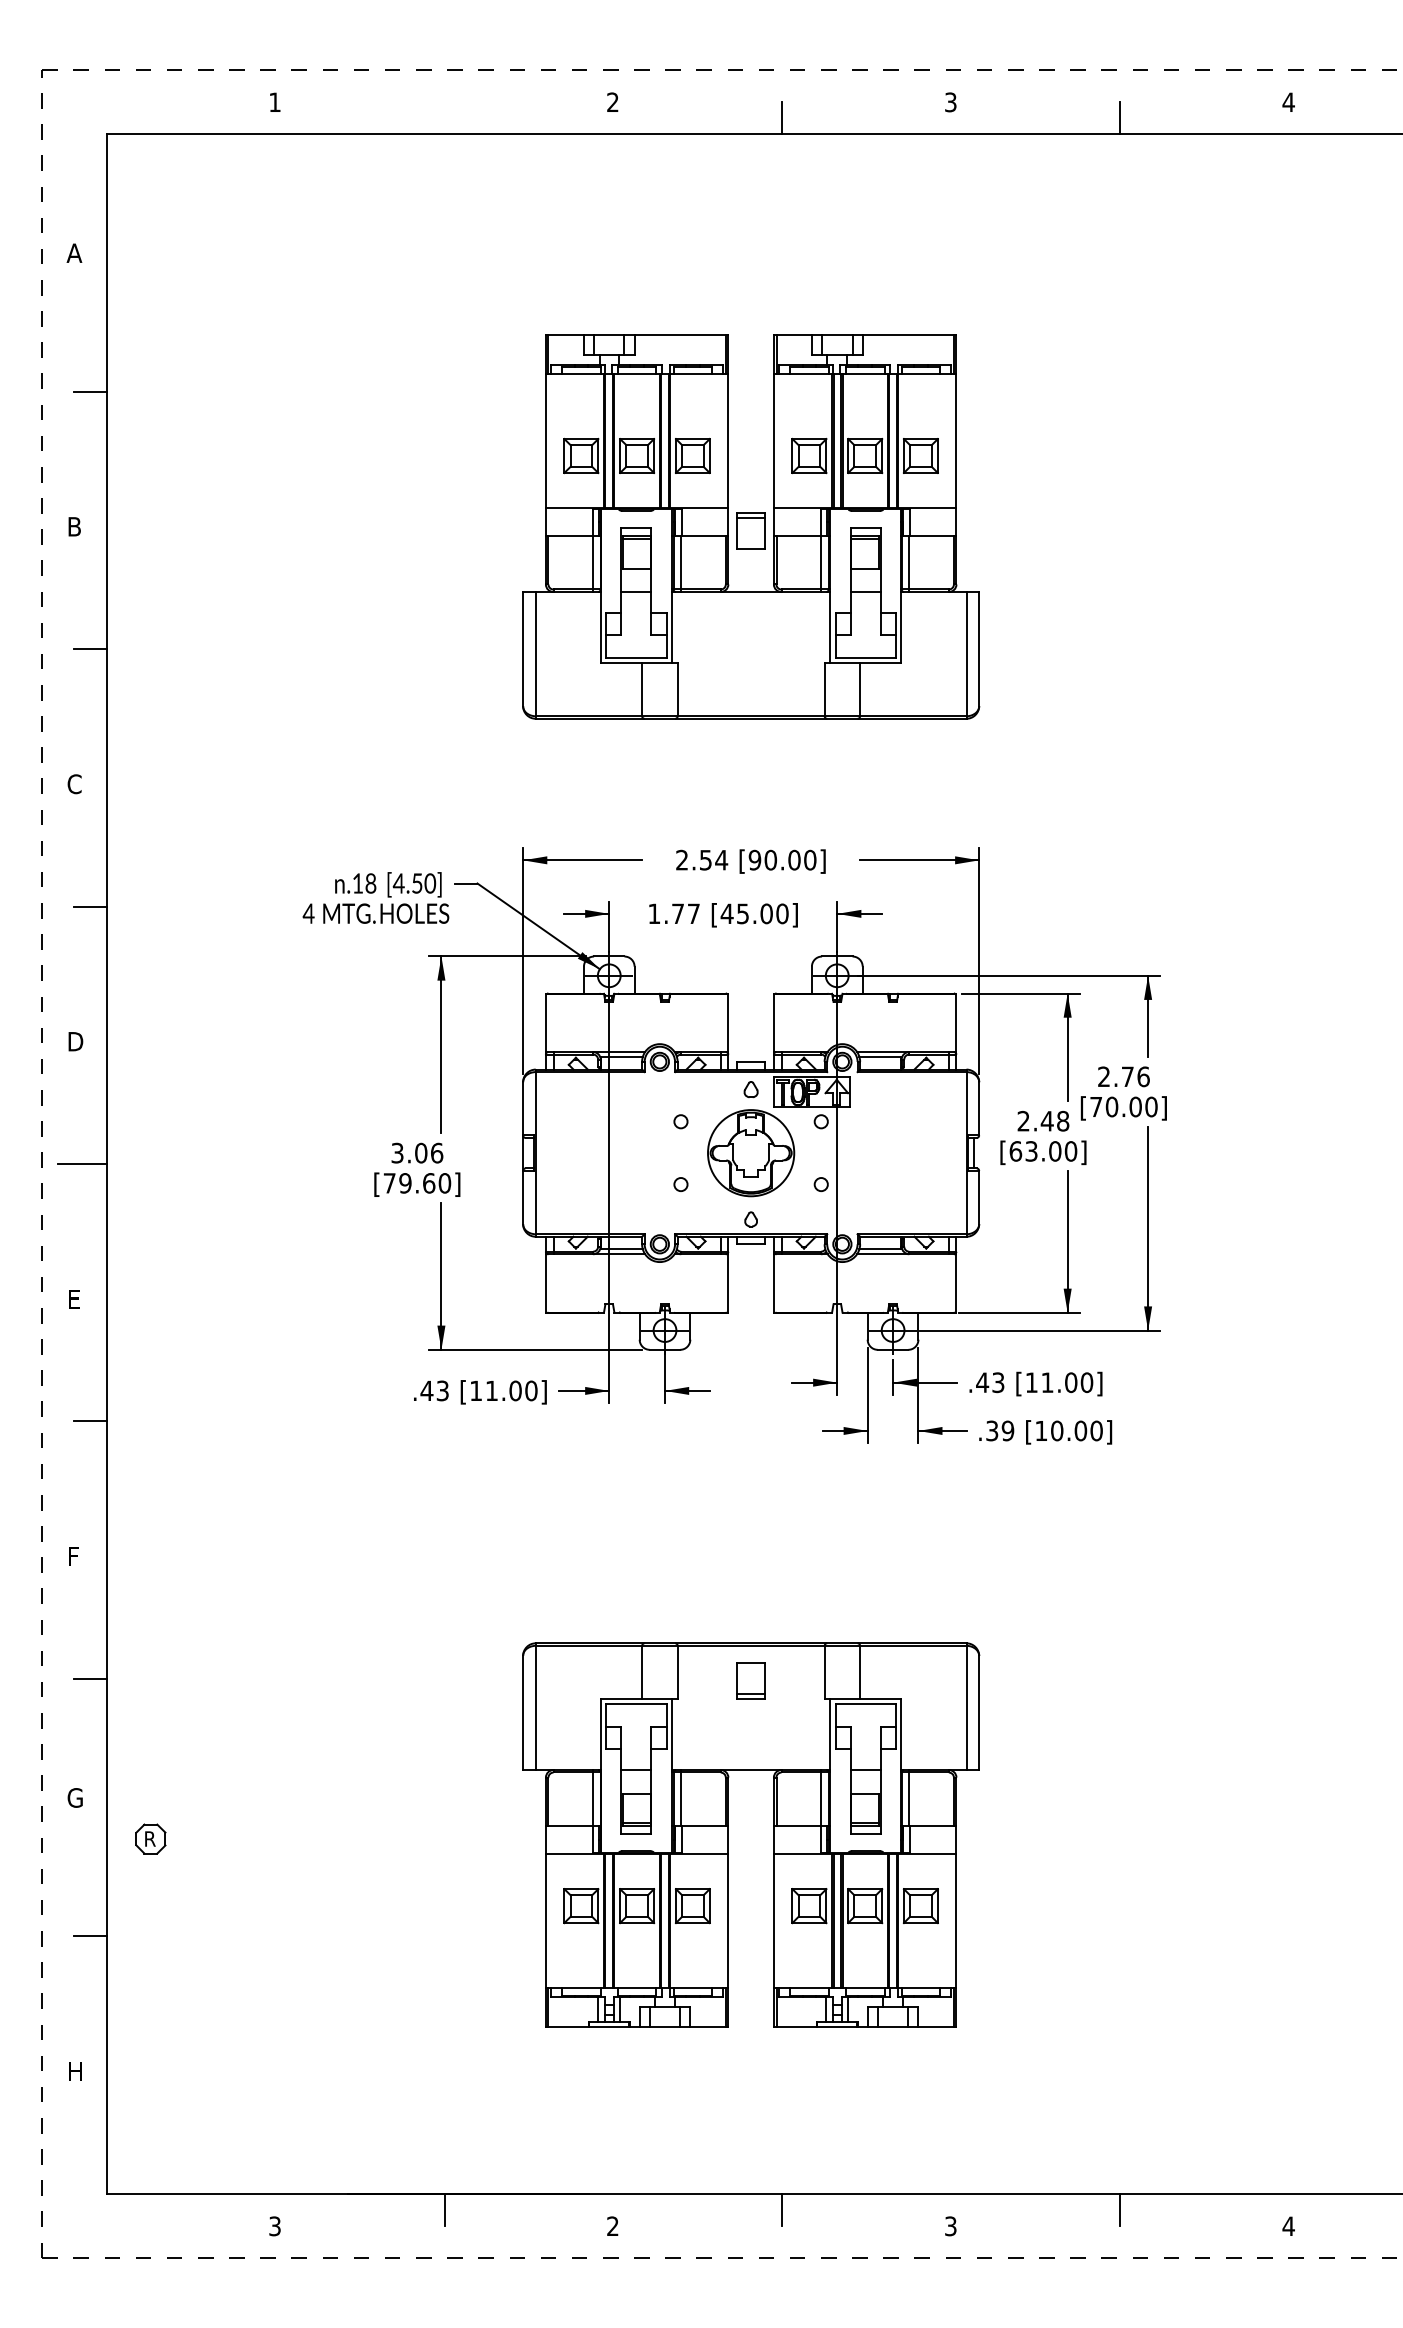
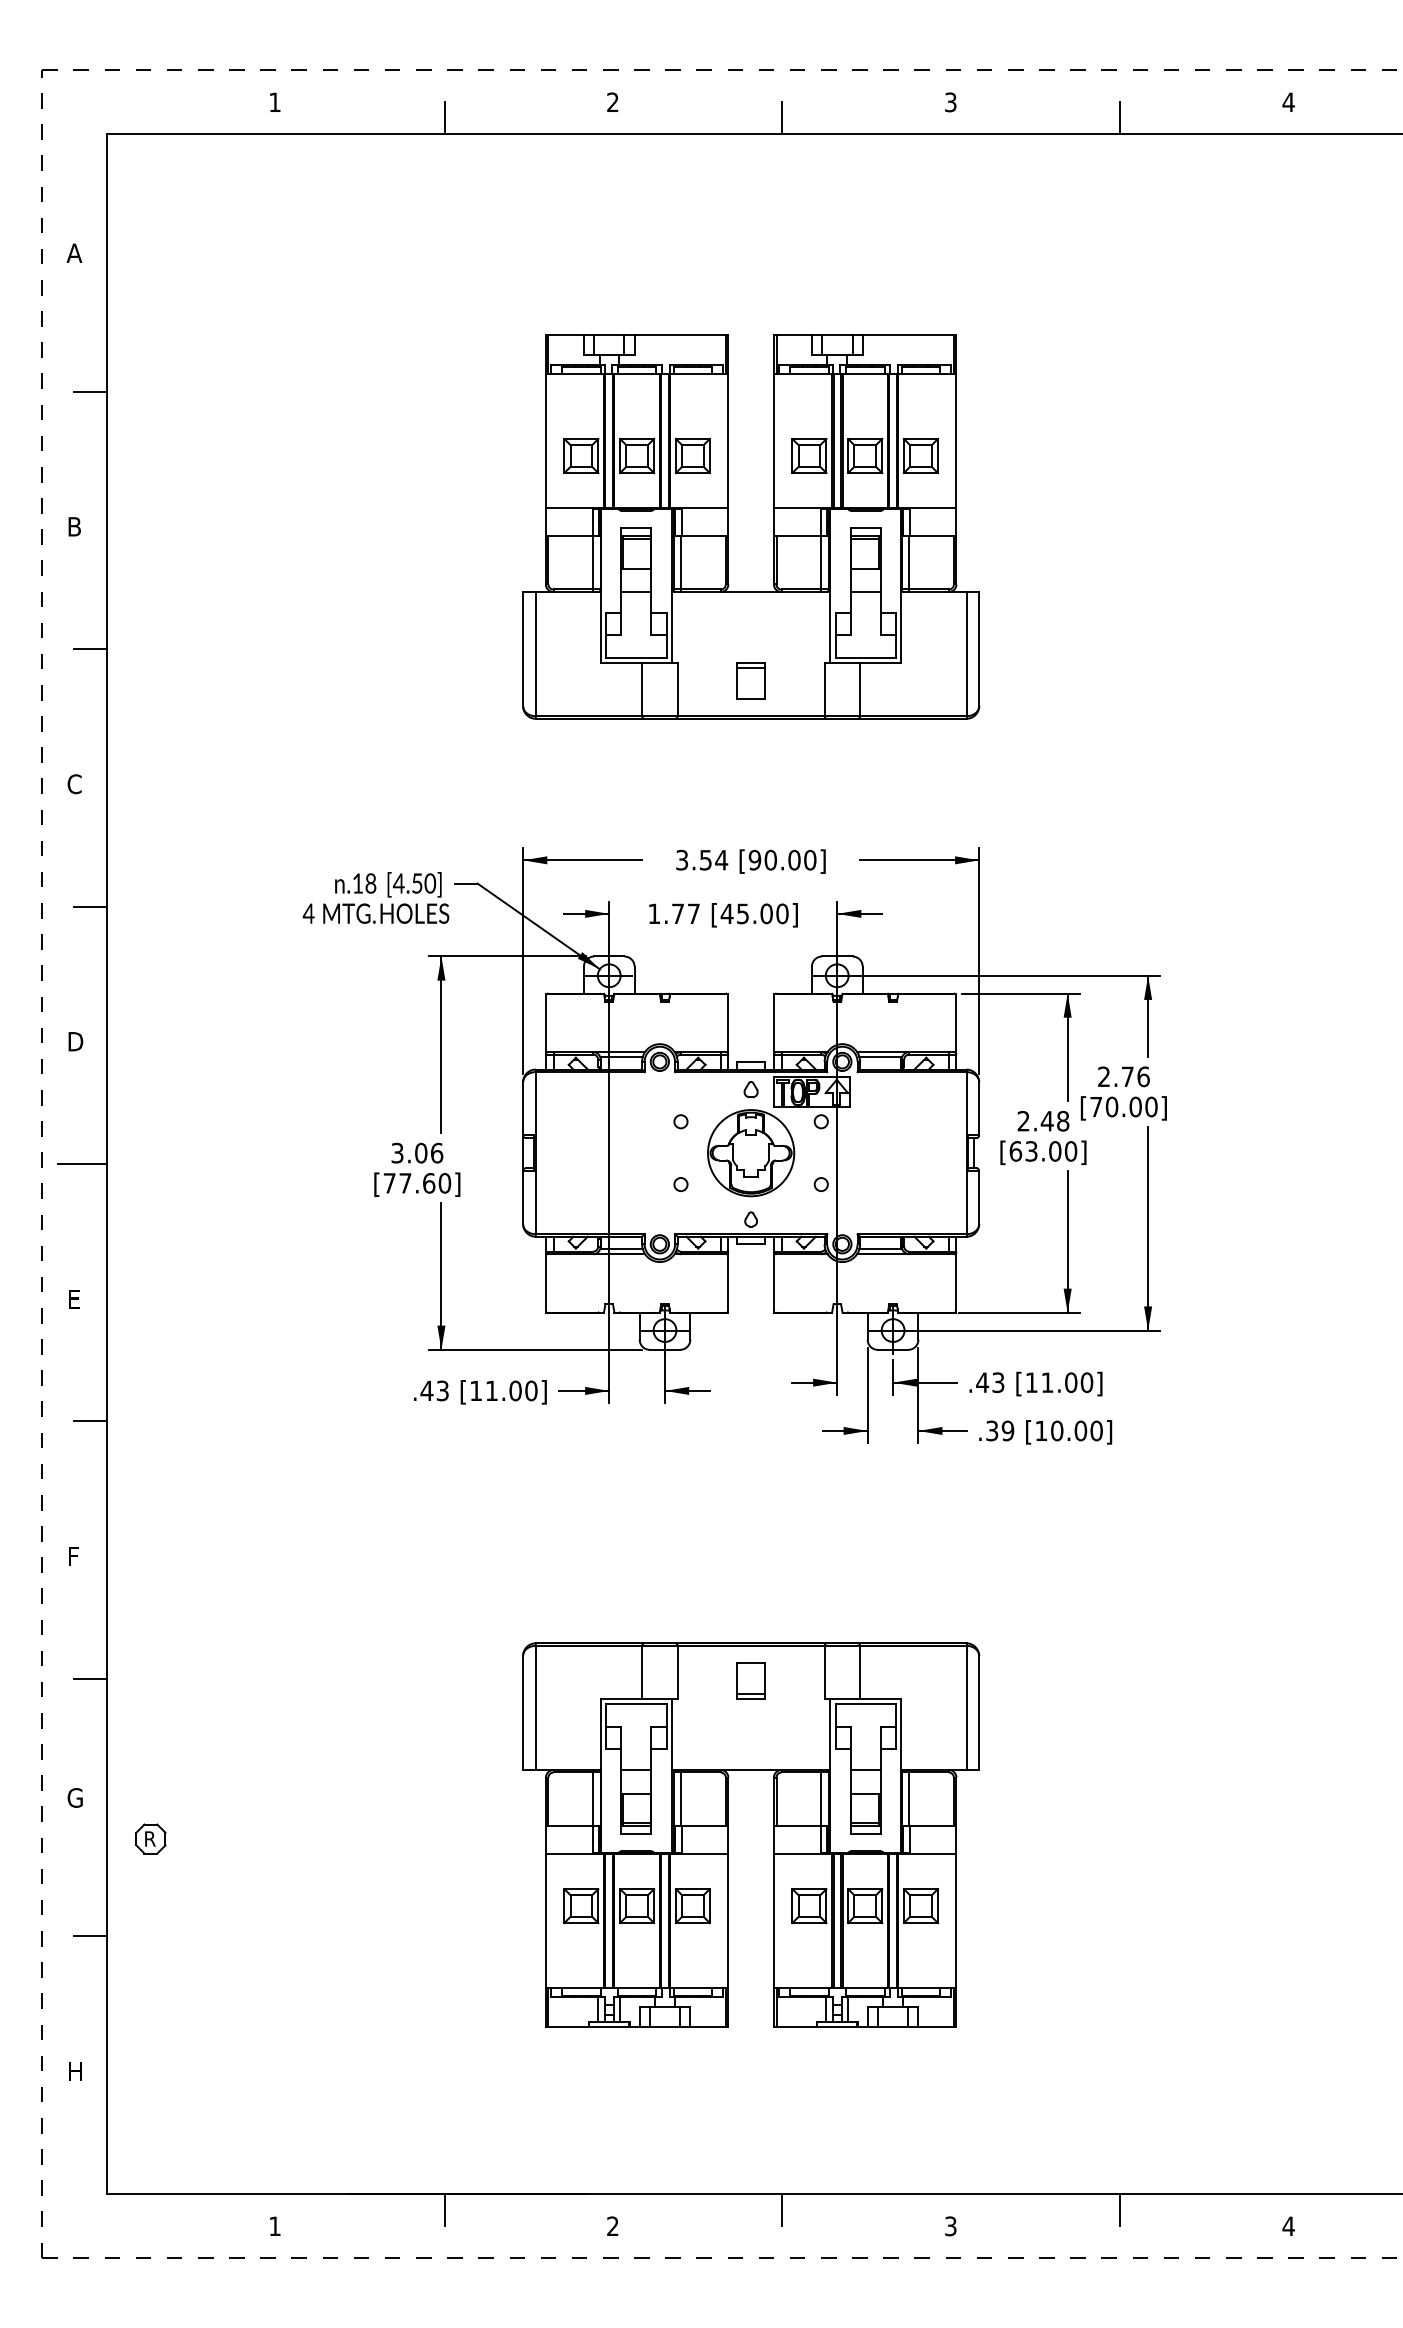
line: none -> present (444, 118)
part position: (750, 530) -> (750, 680) (750, 680)
text: 2.54 -> 3.54 (682, 860)
text: [79.60] -> [77.60] (405, 1183)
text: 3 -> 1 (274, 2226)
